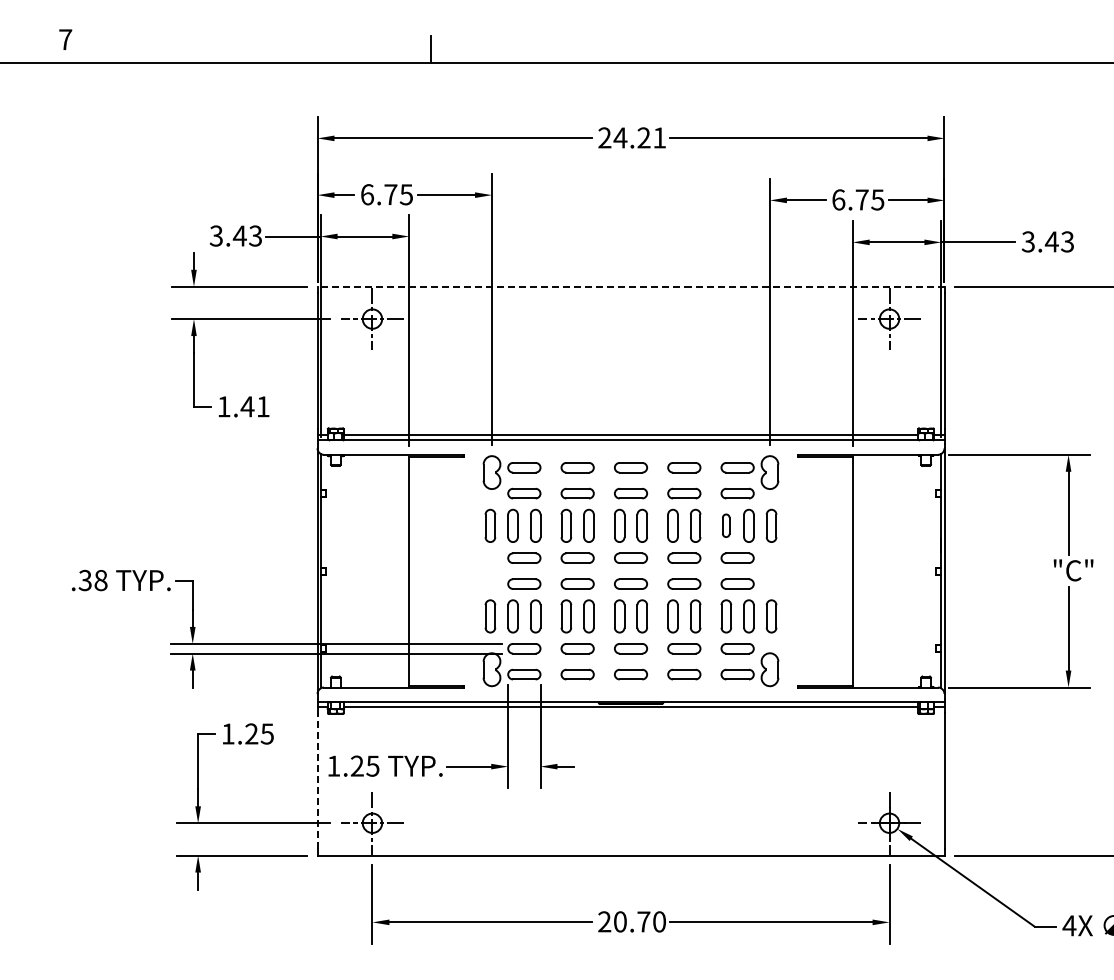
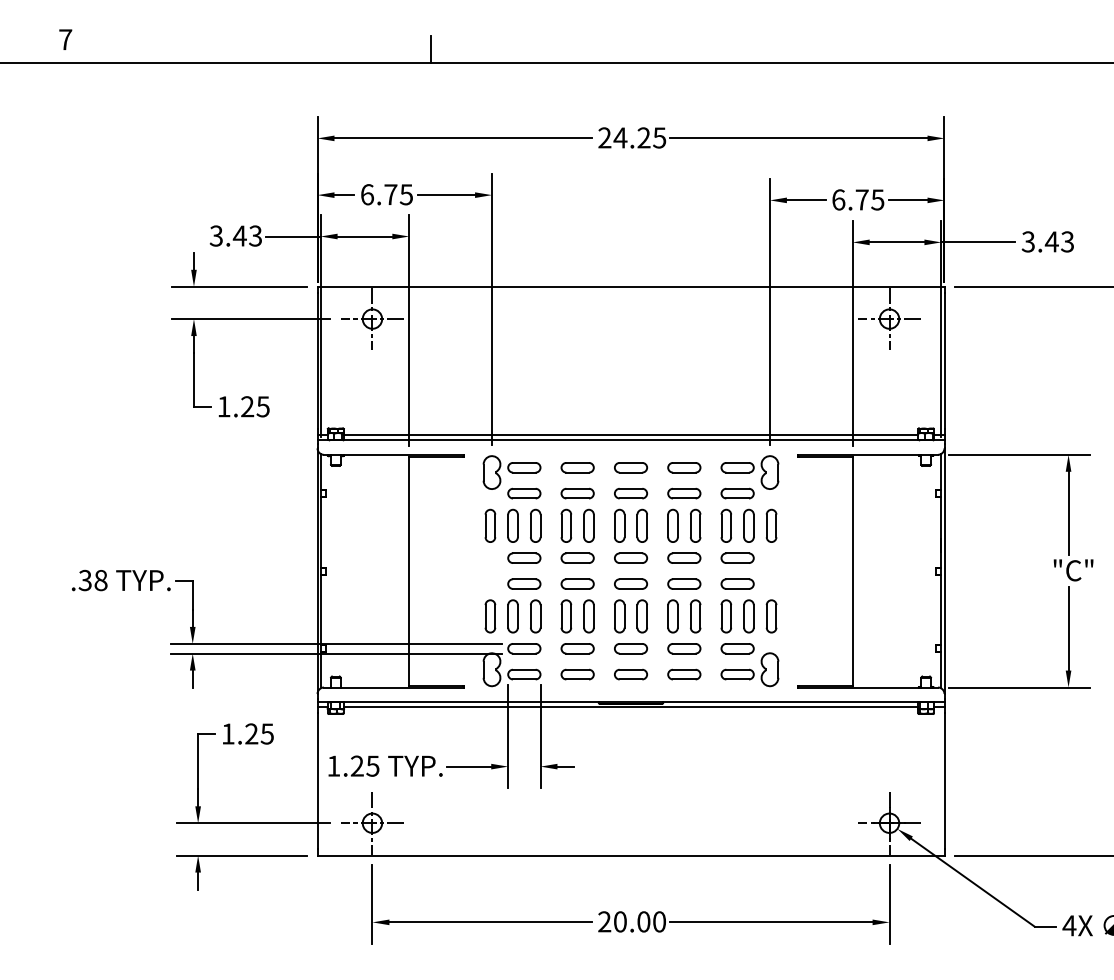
text: 24.21 -> 24.25 (659, 137)
line: dashed -> solid (630, 286)
text: 1.41 -> 1.25 (254, 406)
part size: 9x25 px -> 12x35 px (725, 525)
line: dashed -> solid (317, 781)
text: 20.70 -> 20.00 (643, 921)
